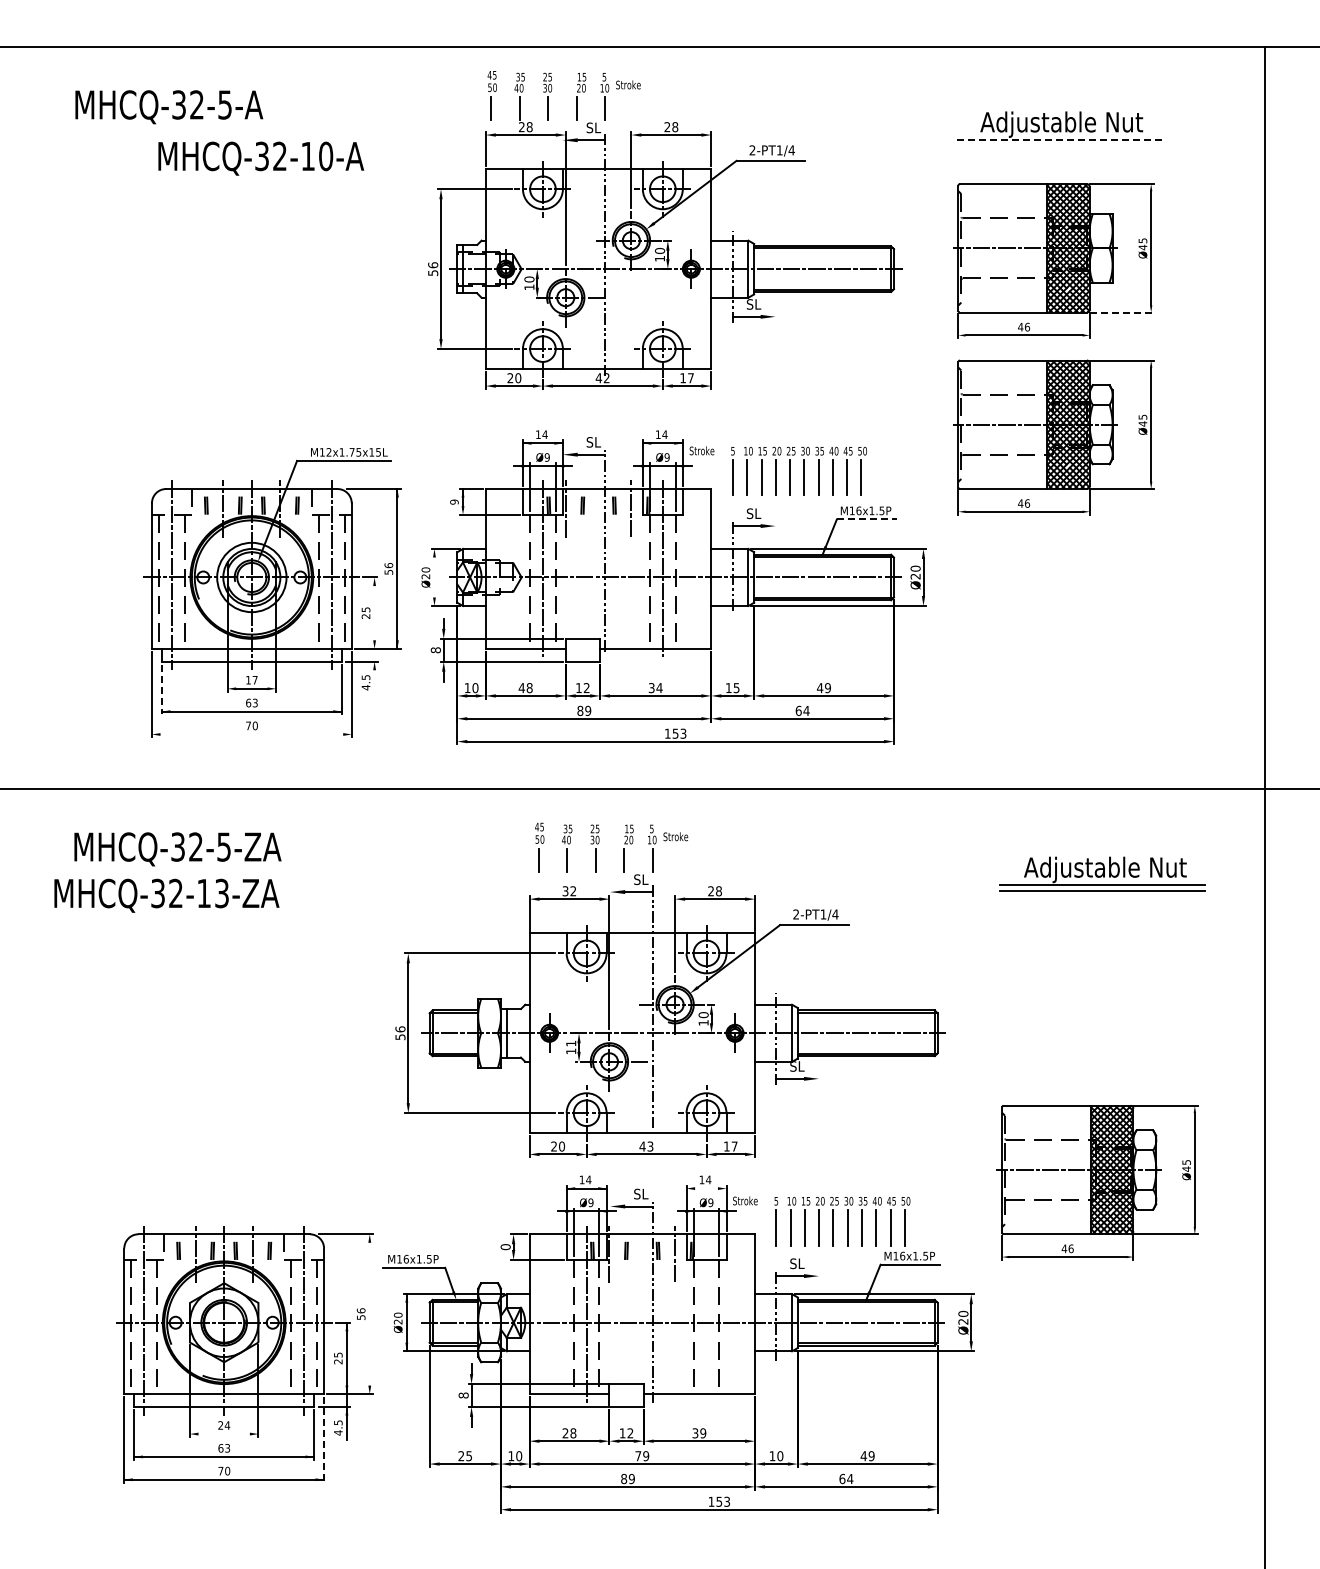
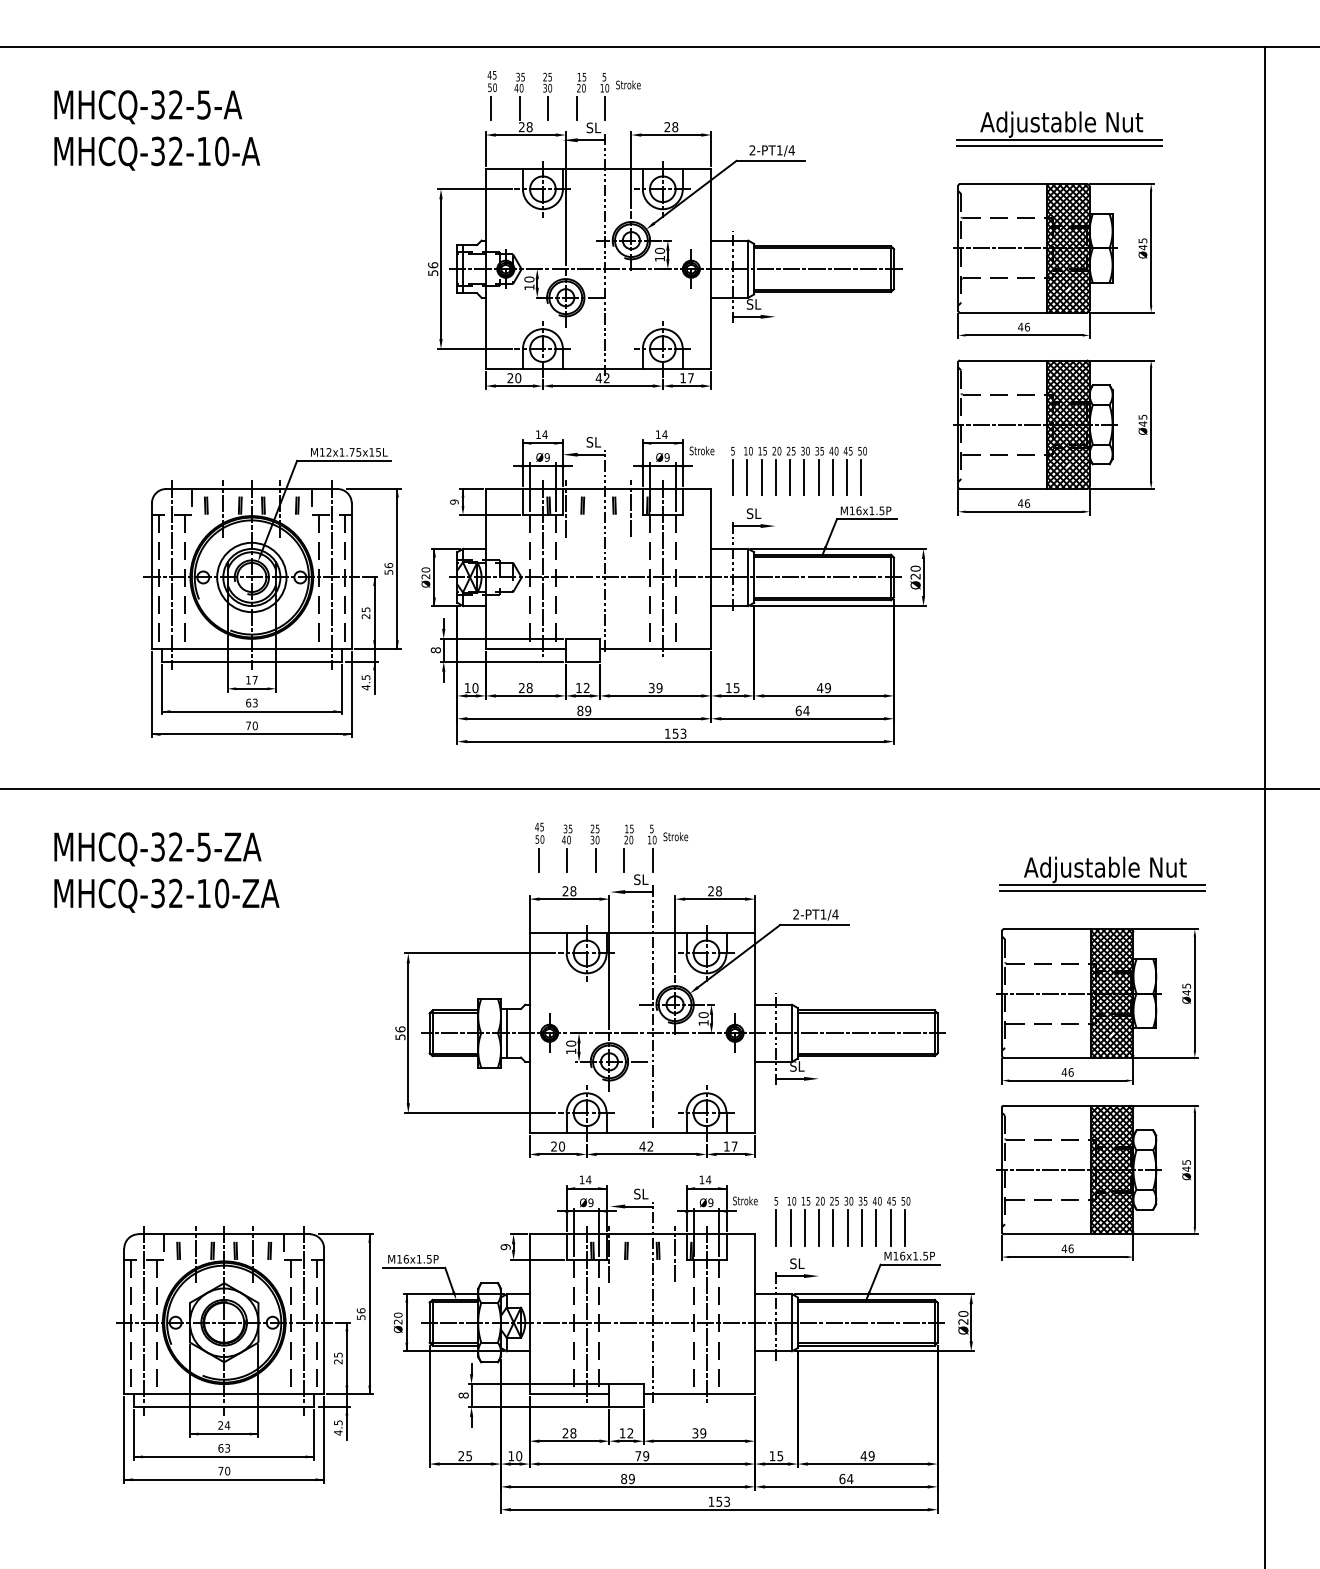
text position: (169, 107) -> (148, 107) (148, 107)
line: dashed -> solid (1059, 139)
line: none -> present (1058, 145)
text position: (261, 158) -> (157, 153) (157, 153)
line: dashed -> solid (1122, 312)
line: dashed -> solid (866, 519)
line: none -> present (434, 577)
line: none -> present (374, 635)
text: 48 -> 28 (521, 688)
text: 34 -> 39 (659, 688)
line: dashed -> solid (161, 689)
line: none -> present (251, 734)
text position: (177, 849) -> (157, 849) (157, 849)
text: 32 -> 28 (569, 891)
text: MHCQ-32-13-ZA -> MHCQ-32-10-ZA (222, 893)
part: none -> present (1097, 1006)
text: 11 -> 10 (571, 1043)
text: 43 -> 42 (650, 1146)
line: none -> present (706, 1188)
text: 0 -> 9 (505, 1247)
line: none -> present (706, 1313)
line: none -> present (369, 1314)
line: none -> present (223, 1434)
line: dashed -> solid (324, 1439)
text: 10 -> 15 (780, 1456)
